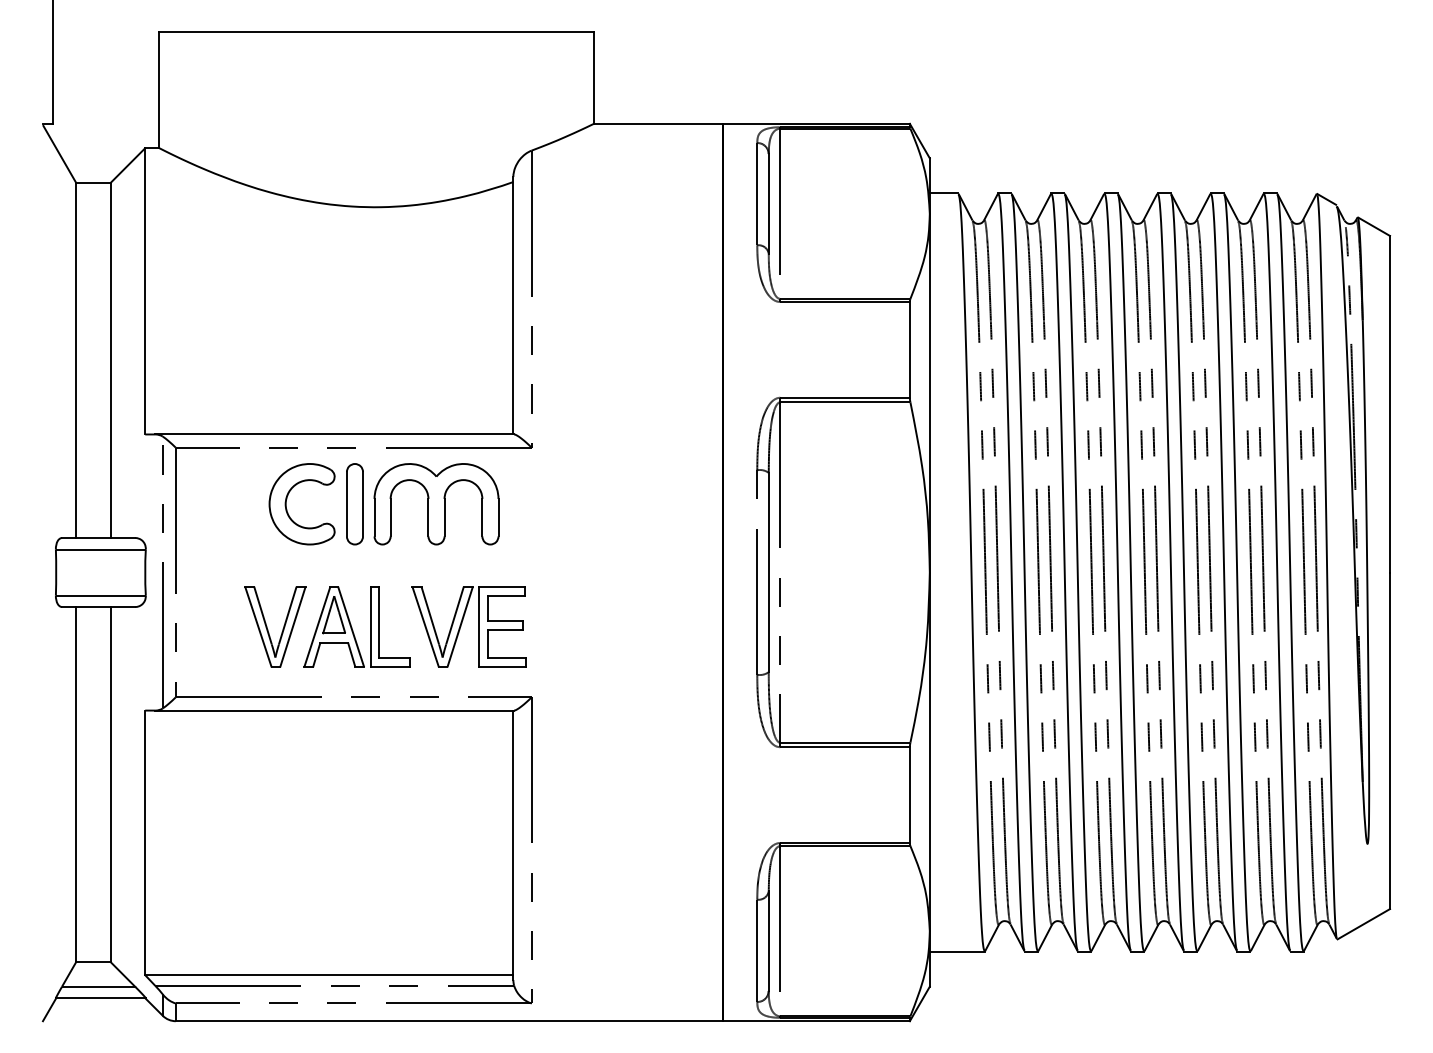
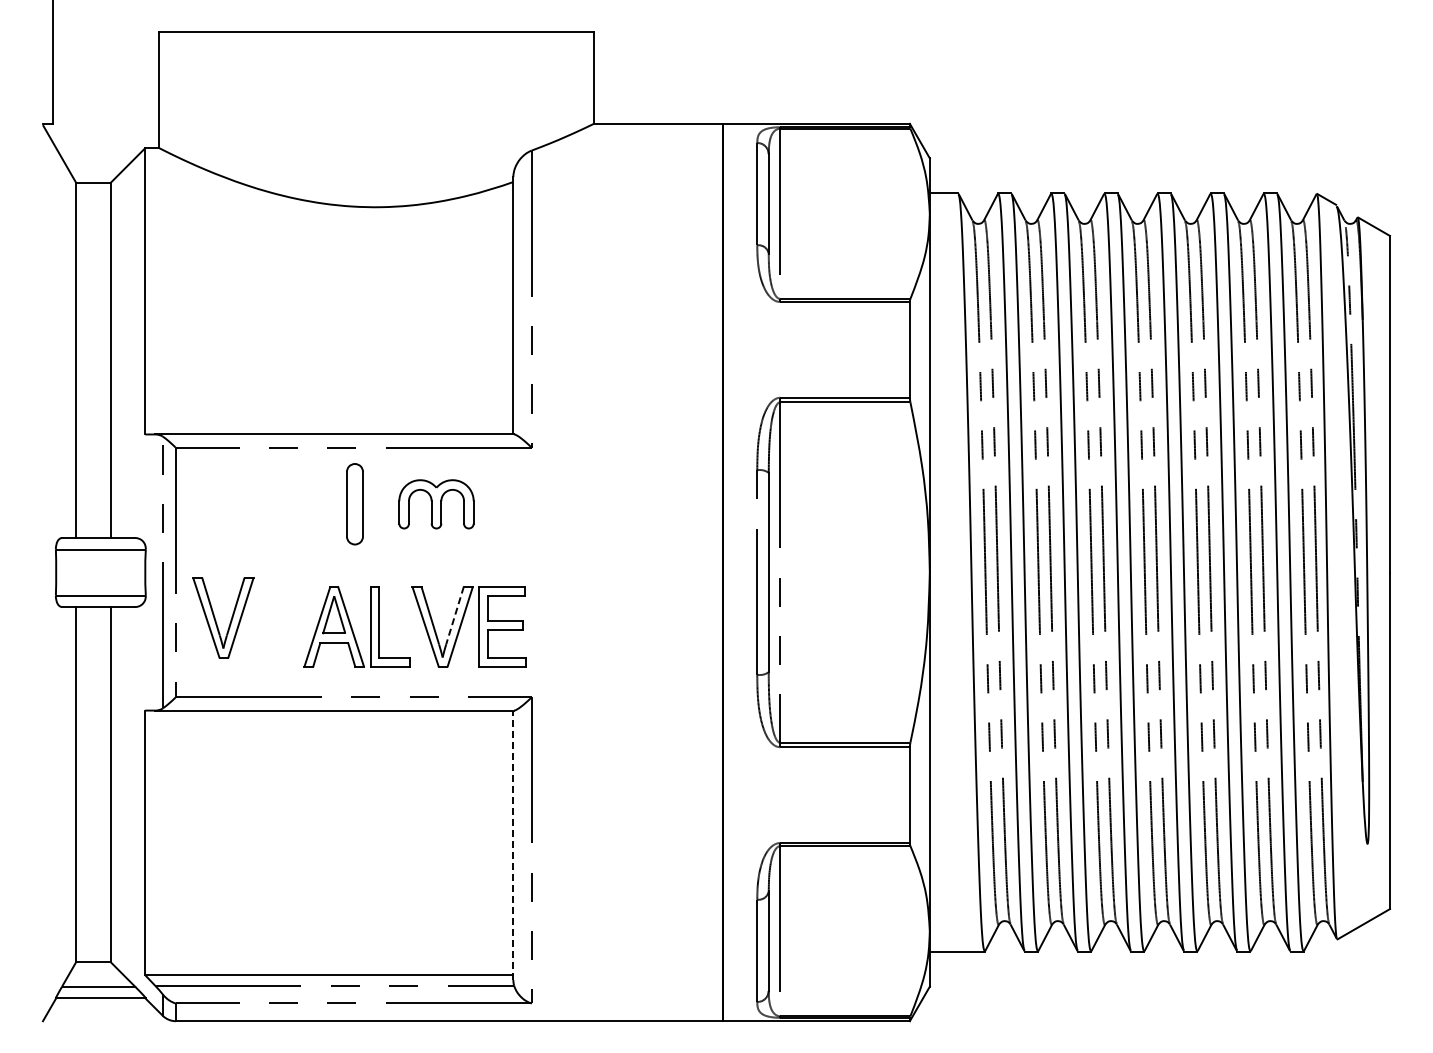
part: present -> none (287, 499)
part size: 127x83 px -> 77x51 px (436, 504)
line: solid -> dashed (454, 616)
part position: (282, 628) -> (230, 619) (230, 619)
line: solid -> dashed (513, 845)
